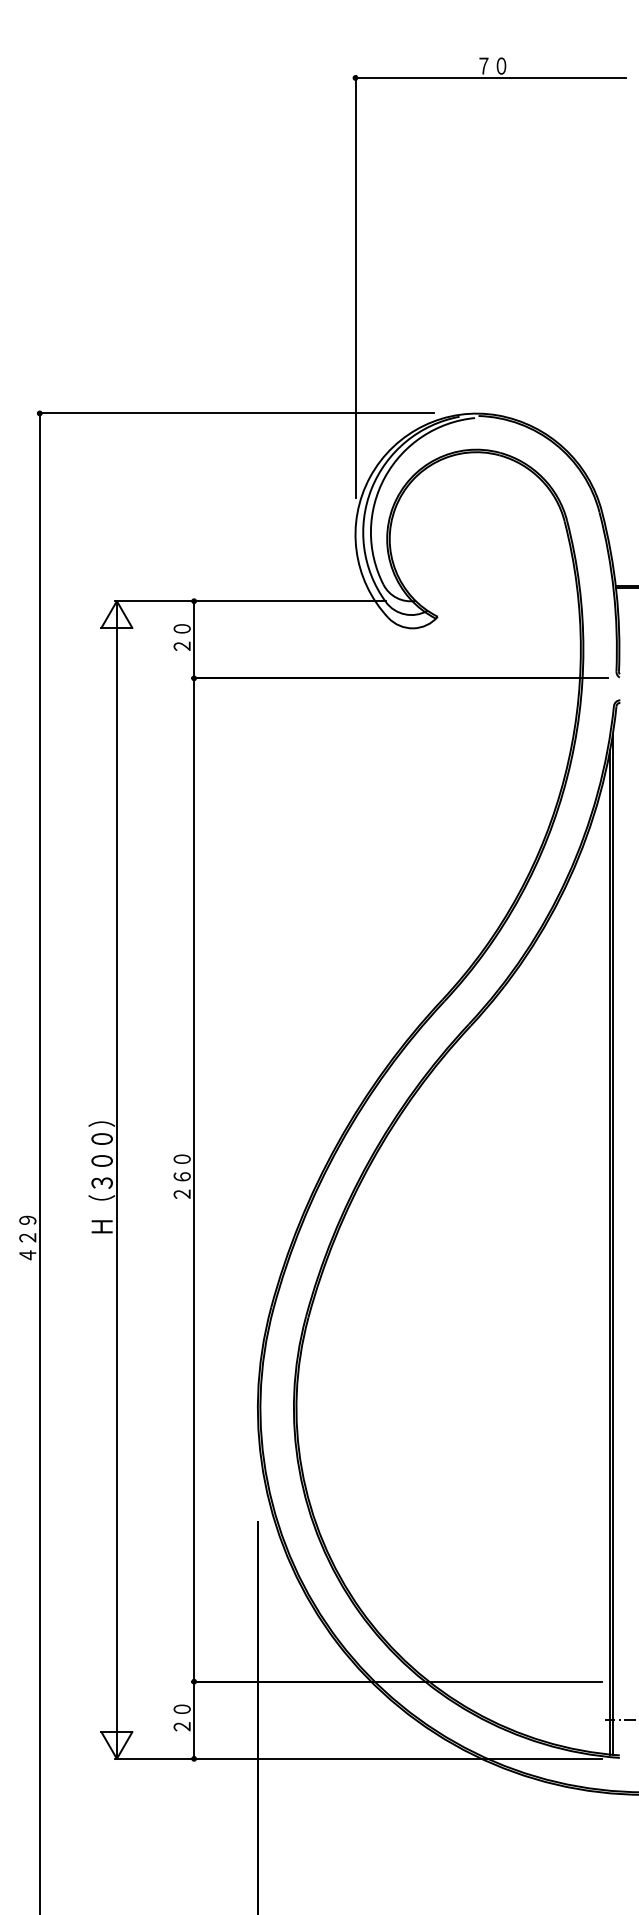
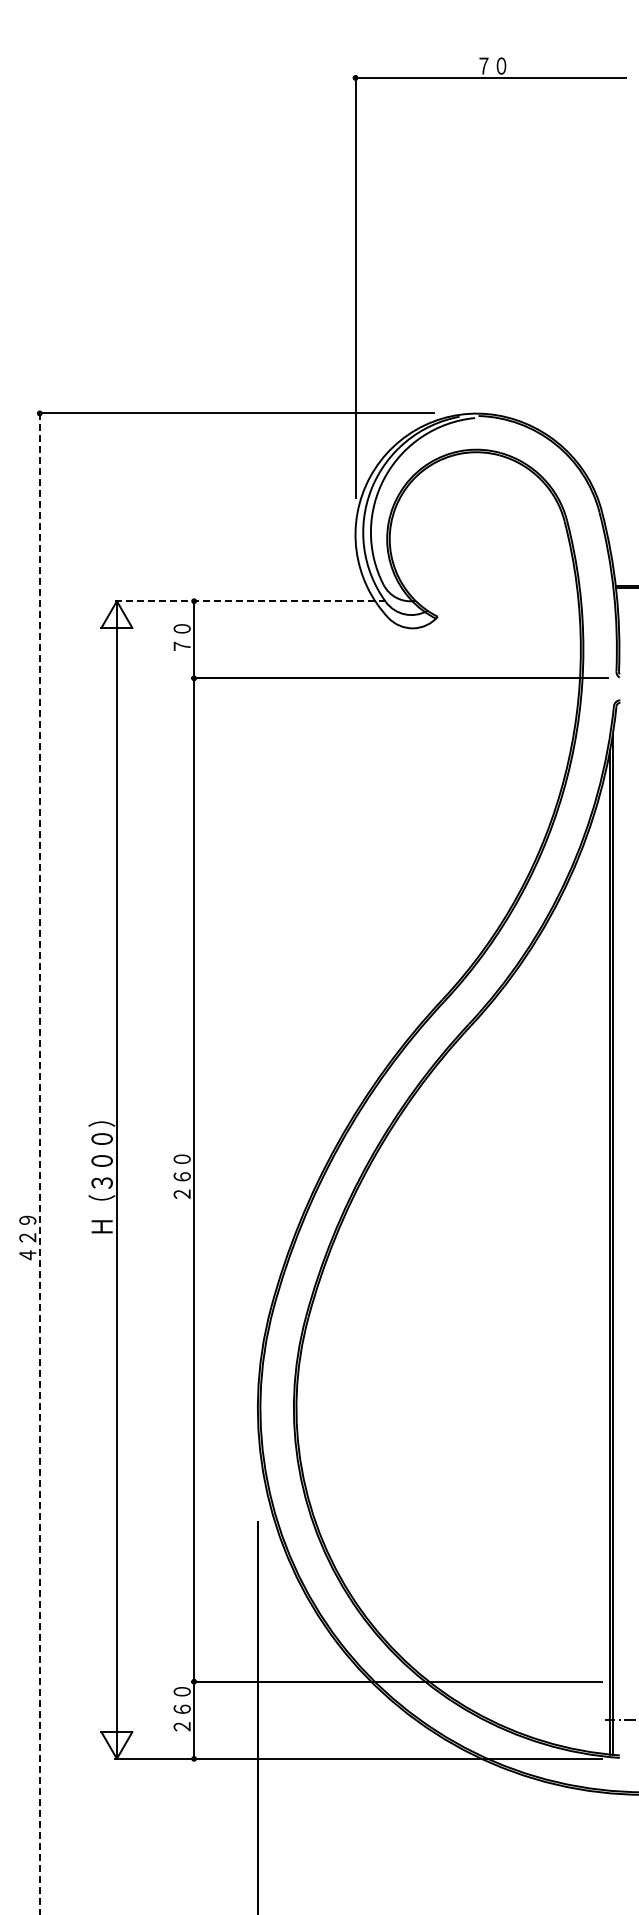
line: solid -> dashed (249, 601)
text: ２０ -> ７０ (181, 645)
line: solid -> dashed (39, 1164)
text: ２０ -> ２６０ (181, 1700)
